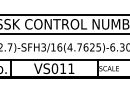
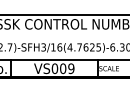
line: present -> none (64, 34)
text: VS011 -> VS009 (67, 68)
